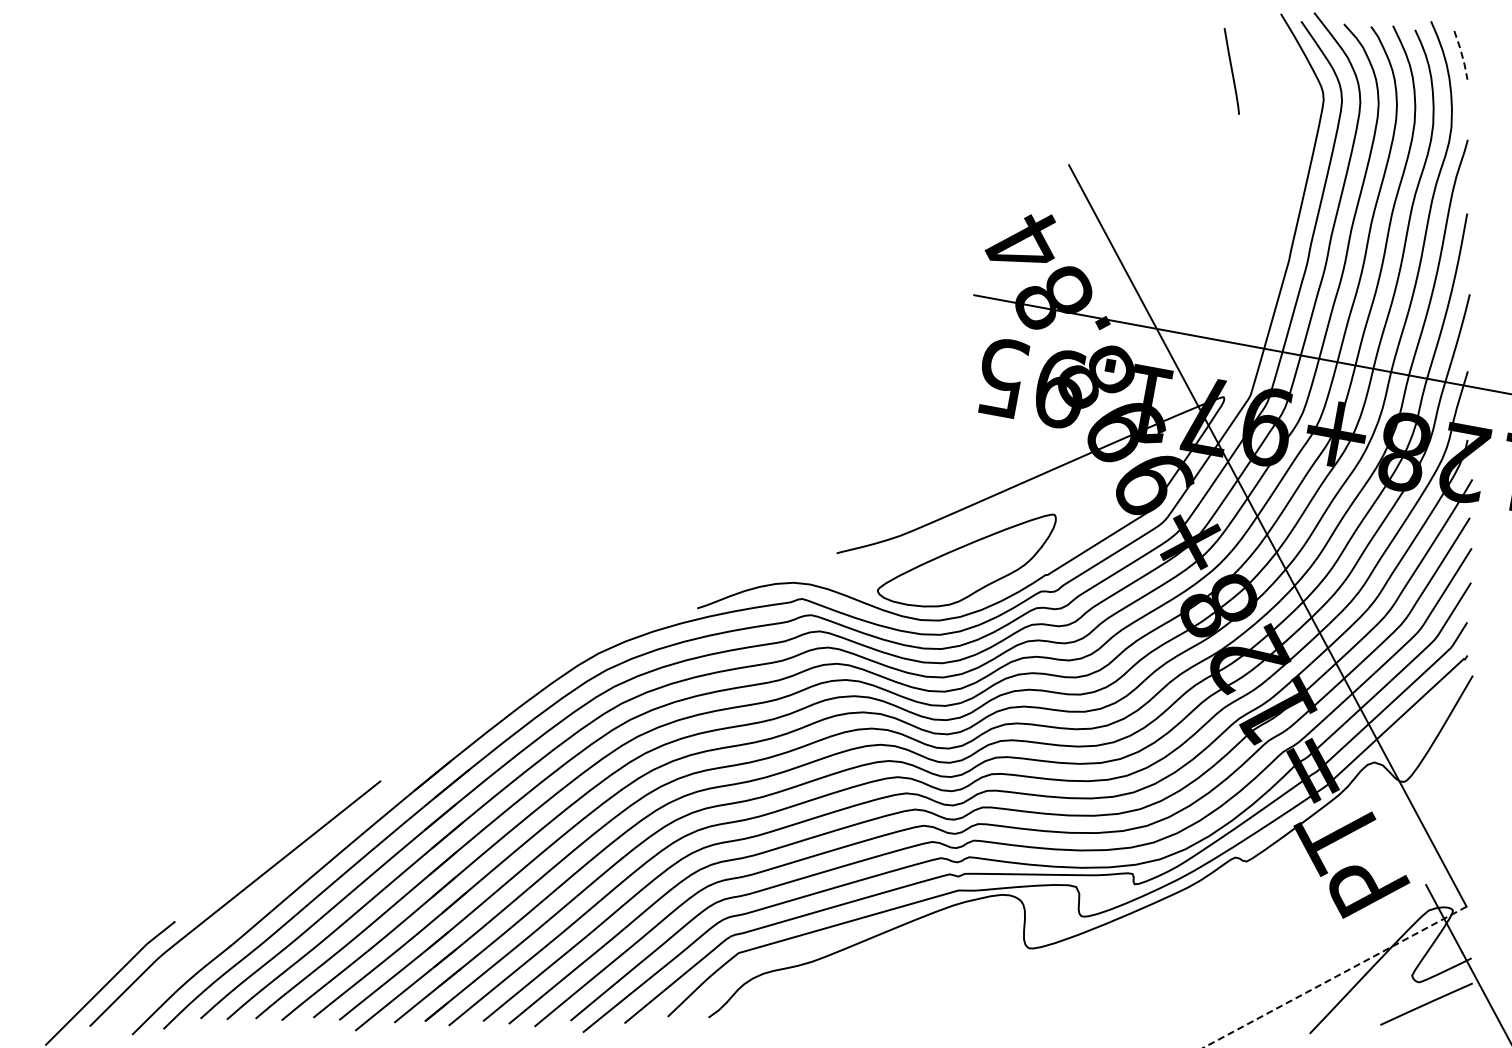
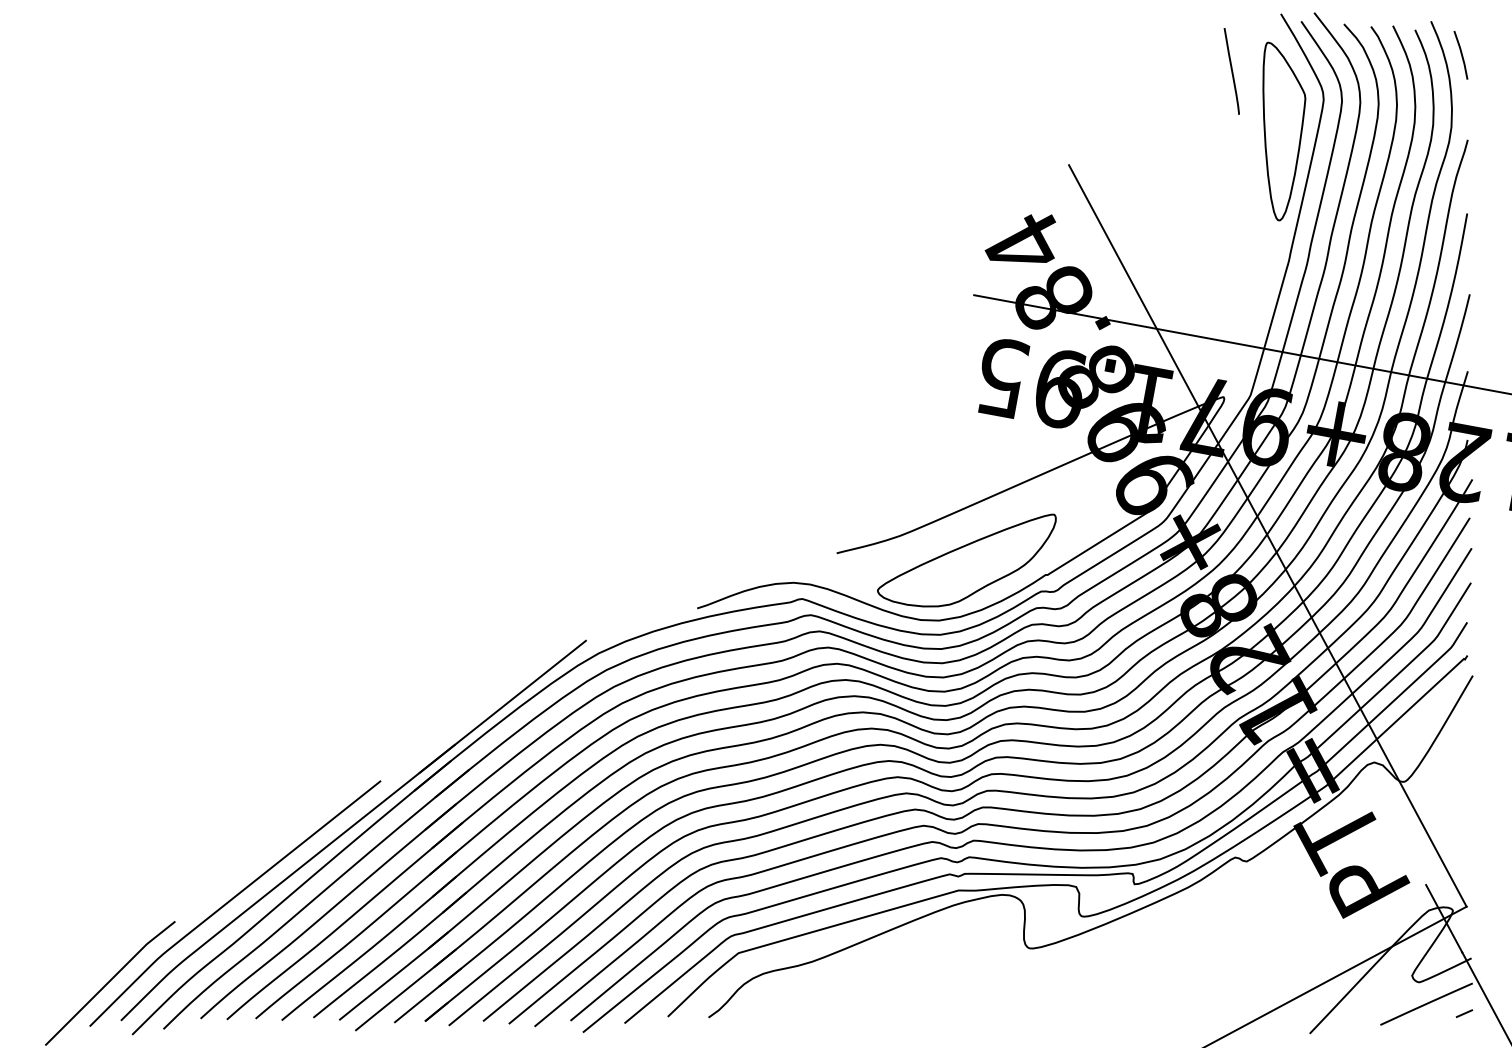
line: dashed -> solid (1462, 55)
part: none -> present (1284, 131)
part: none -> present (353, 830)
line: dashed -> solid (1334, 977)
line: none -> present (1464, 1013)
